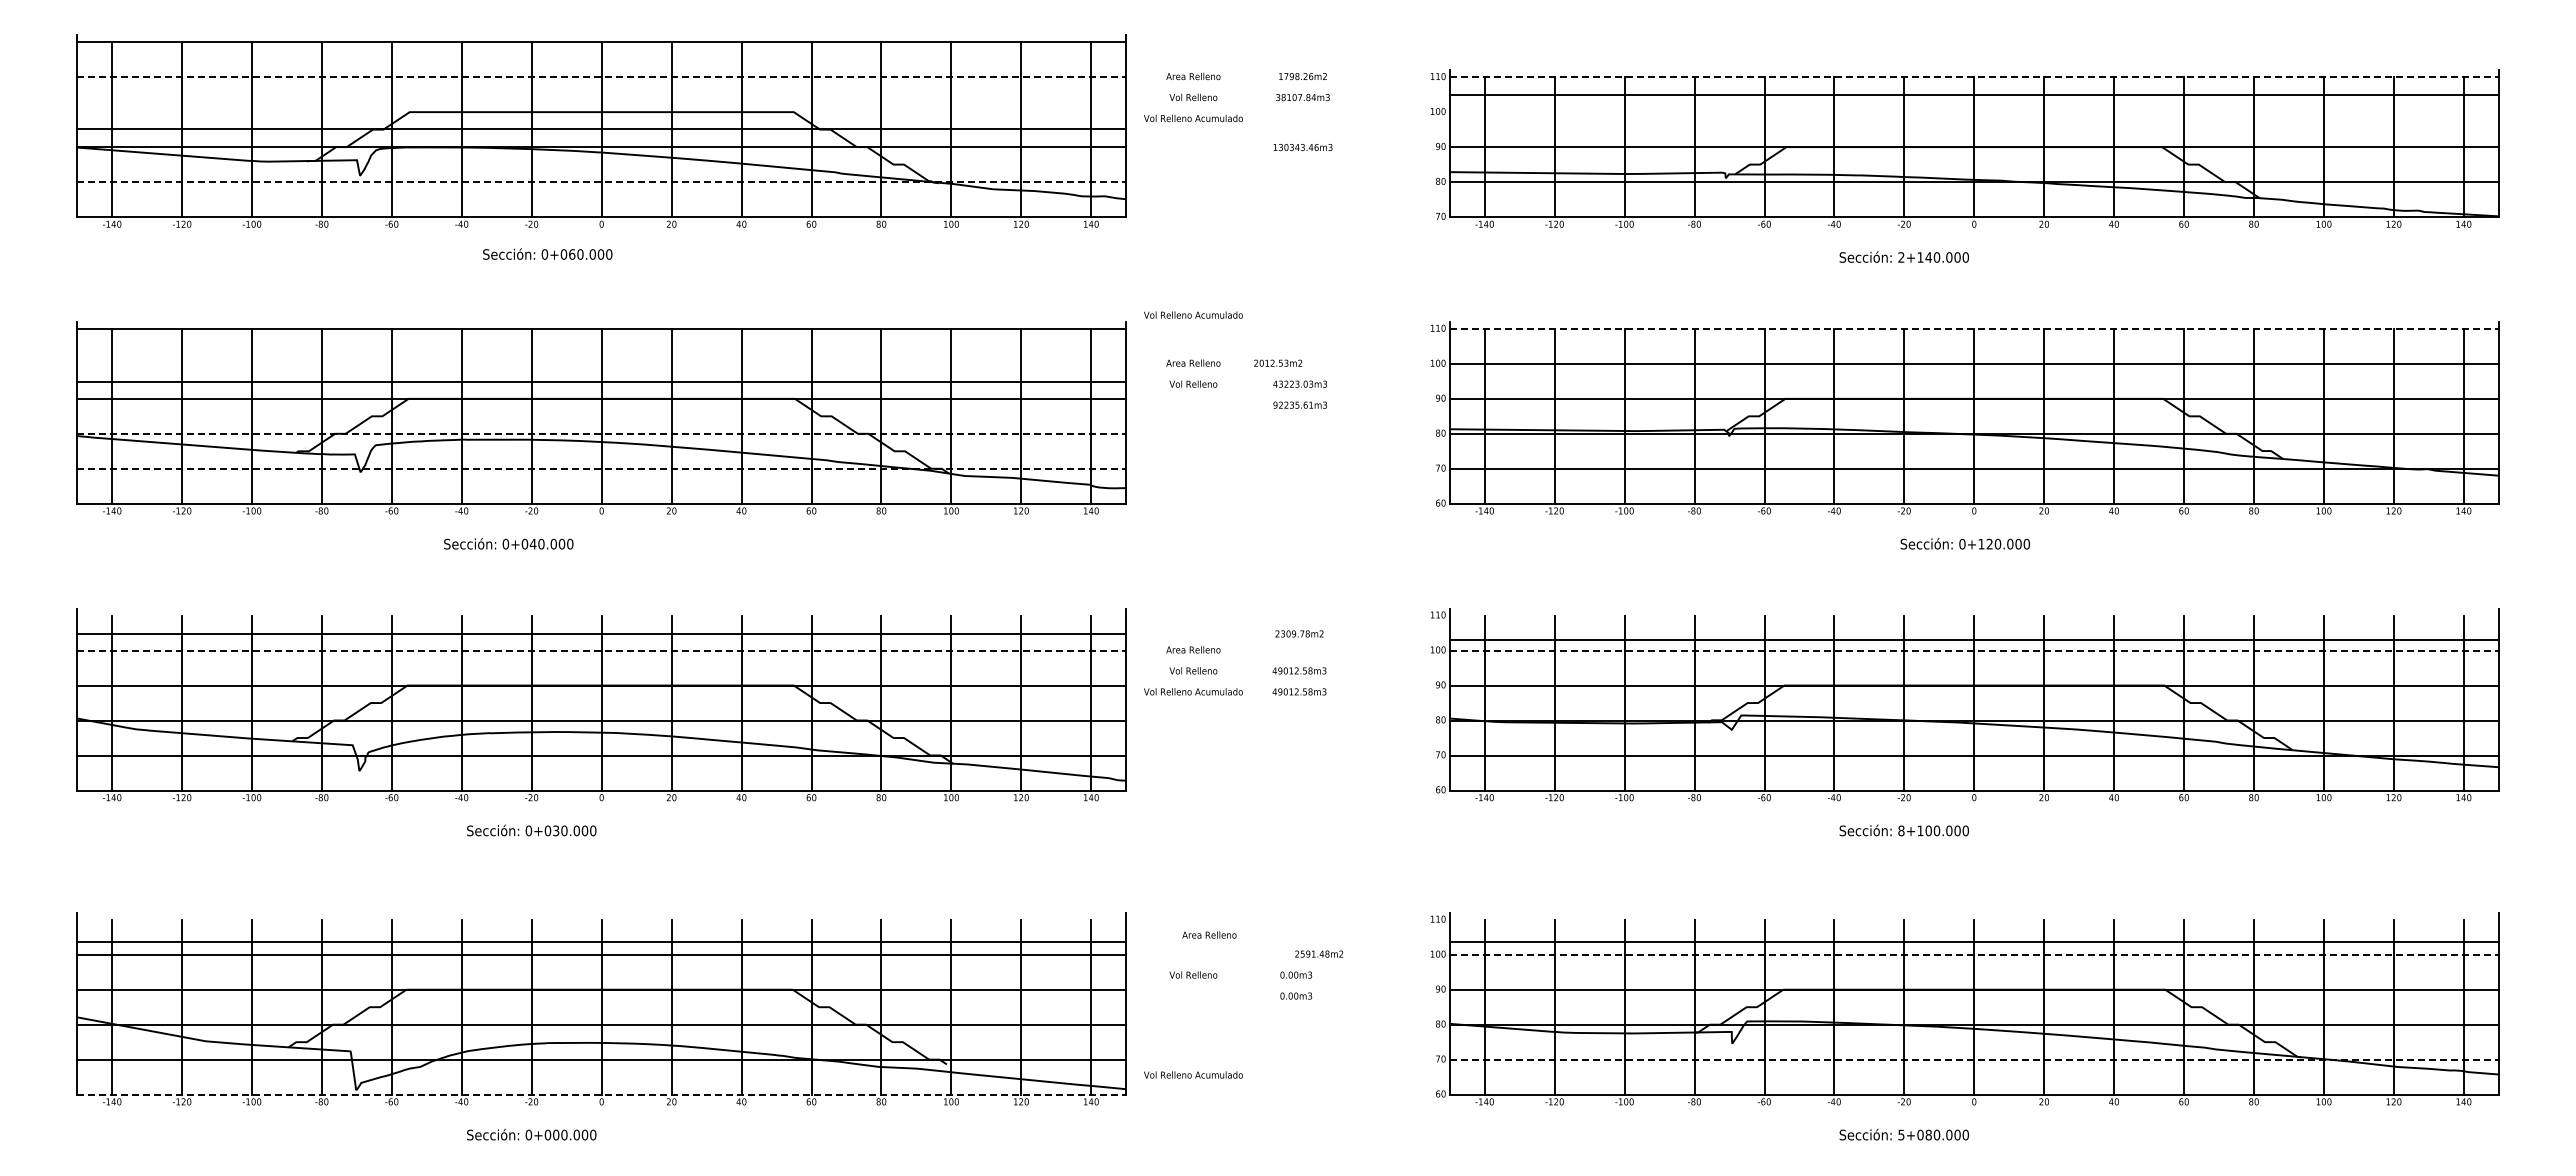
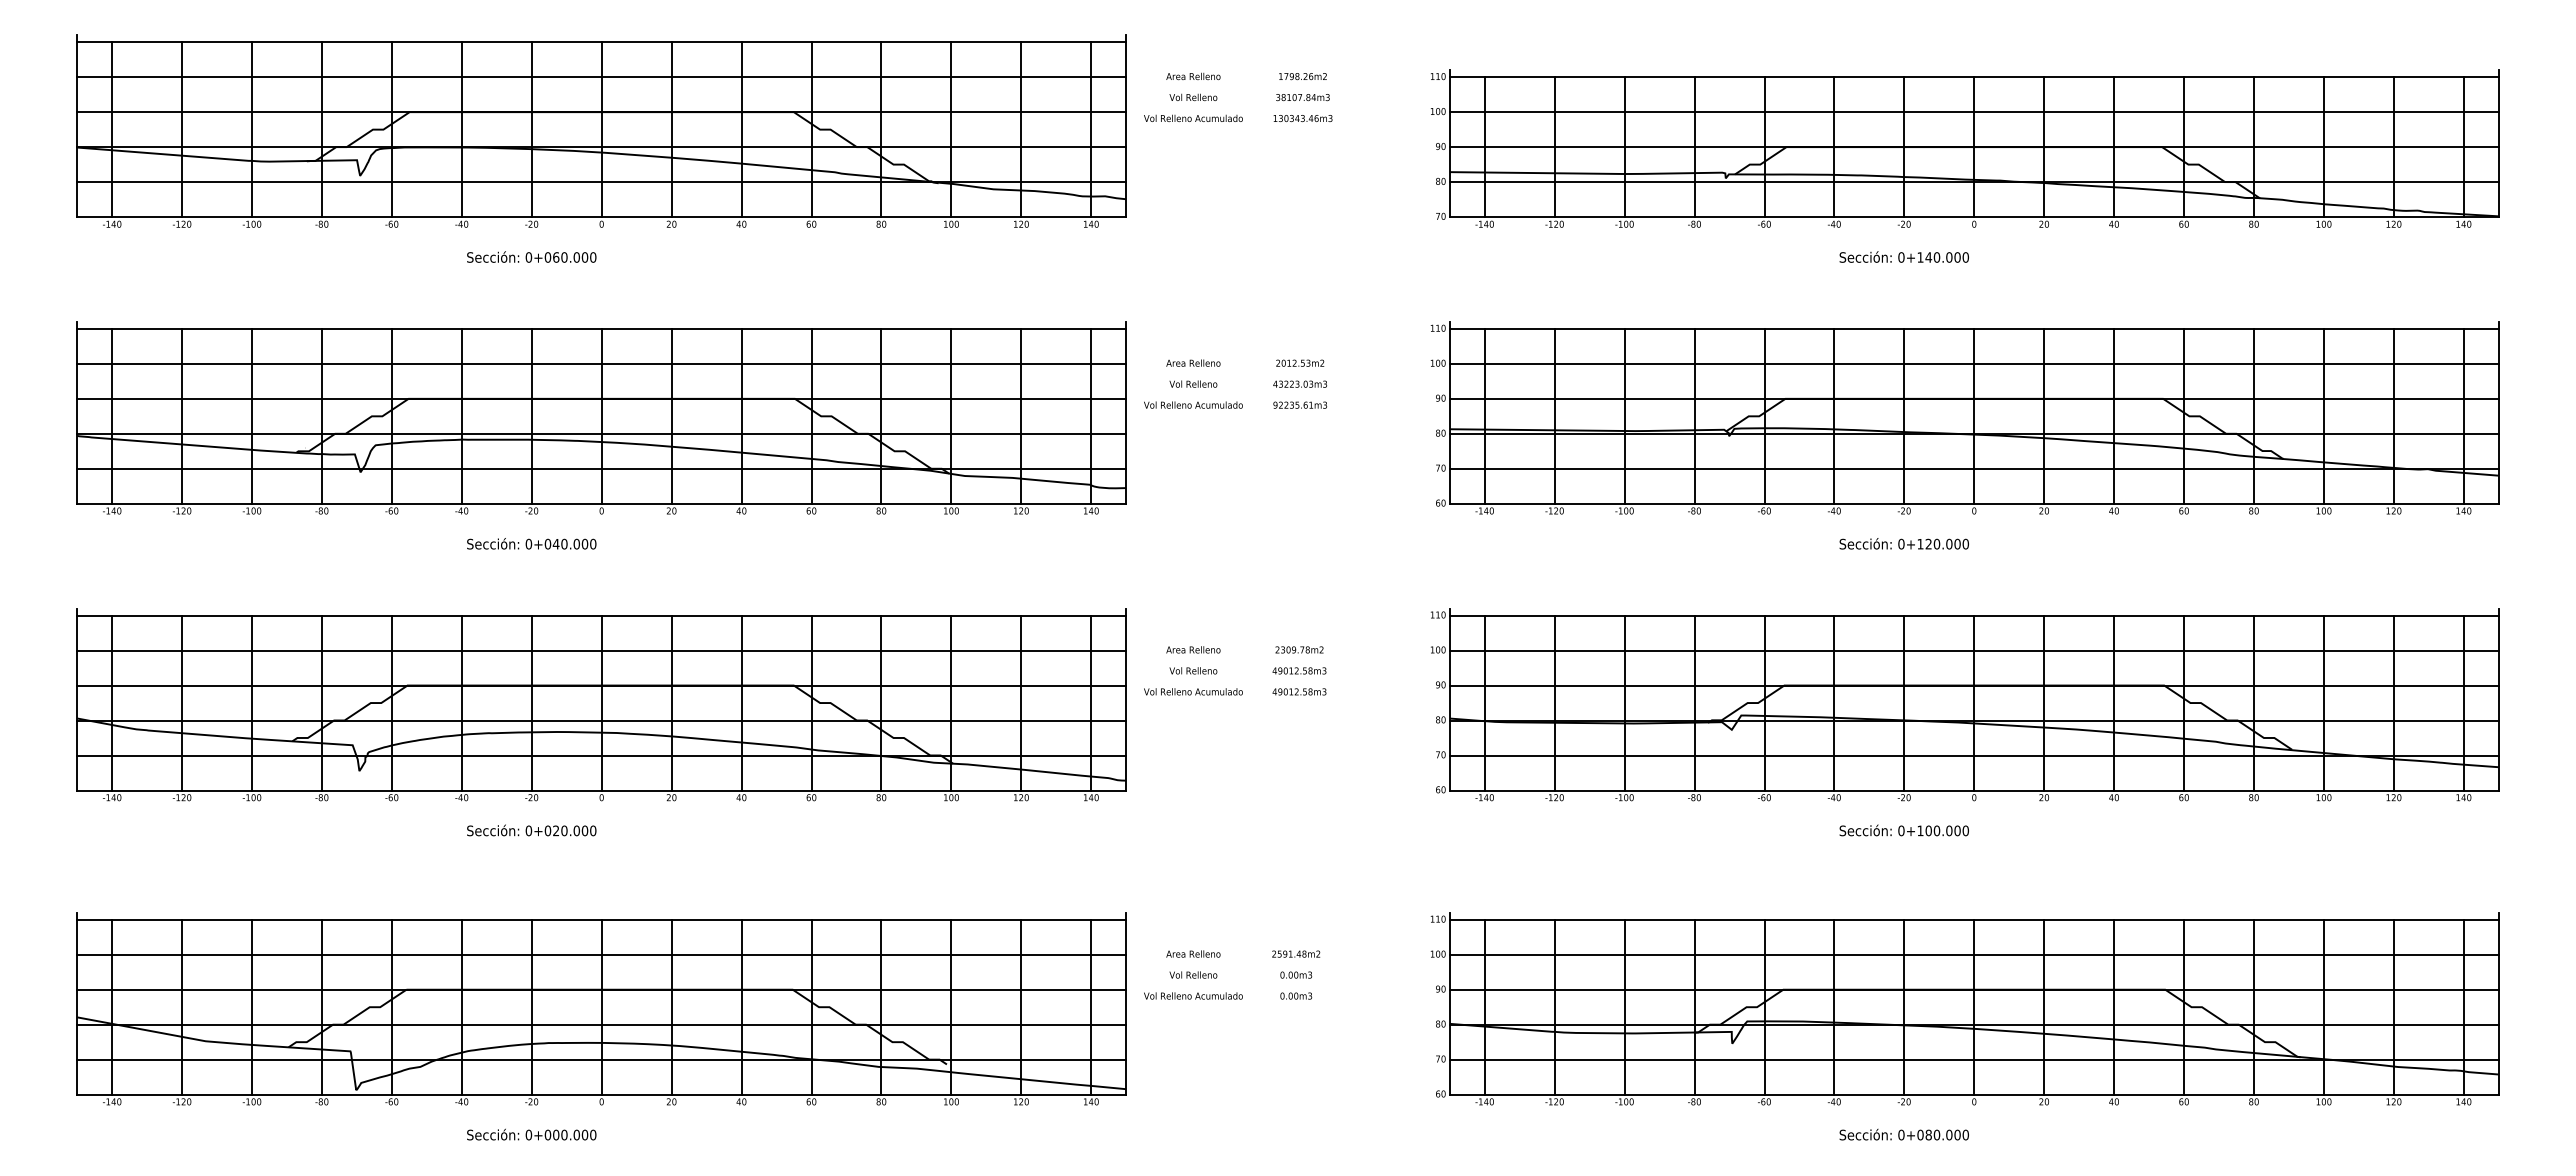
line: dashed -> solid (602, 77)
line: dashed -> solid (1974, 77)
line position: (1973, 95) -> (1973, 112) (1973, 112)
line position: (601, 129) -> (601, 112) (601, 112)
text position: (1302, 147) -> (1302, 118) (1302, 118)
line: dashed -> solid (602, 182)
text position: (547, 253) -> (531, 256) (531, 256)
text: 2+140.000 -> 0+140.000 (1901, 257)
text position: (1193, 314) -> (1193, 404) (1193, 404)
line: dashed -> solid (1974, 329)
text position: (1278, 362) -> (1300, 362) (1300, 362)
line position: (601, 382) -> (601, 364) (601, 364)
line: dashed -> solid (602, 434)
line: dashed -> solid (602, 469)
text position: (508, 543) -> (531, 543) (531, 543)
text position: (1964, 543) -> (1903, 543) (1903, 543)
line position: (601, 633) -> (601, 615) (601, 615)
text position: (1299, 633) -> (1299, 649) (1299, 649)
line position: (1973, 639) -> (1973, 615) (1973, 615)
line: dashed -> solid (602, 650)
line: dashed -> solid (1974, 650)
text: 8+100.000 -> 0+100.000 (1901, 830)
text: 0+030.000 -> 0+020.000 (556, 831)
text position: (1209, 934) -> (1193, 953) (1193, 953)
line position: (601, 942) -> (601, 920) (601, 920)
line position: (1973, 942) -> (1973, 920) (1973, 920)
text position: (1319, 953) -> (1296, 953) (1296, 953)
line: dashed -> solid (1974, 955)
line: dashed -> solid (1974, 1059)
text position: (1193, 1074) -> (1193, 995) (1193, 995)
line: dashed -> solid (602, 1094)
text: 5+080.000 -> 0+080.000 (1901, 1134)
